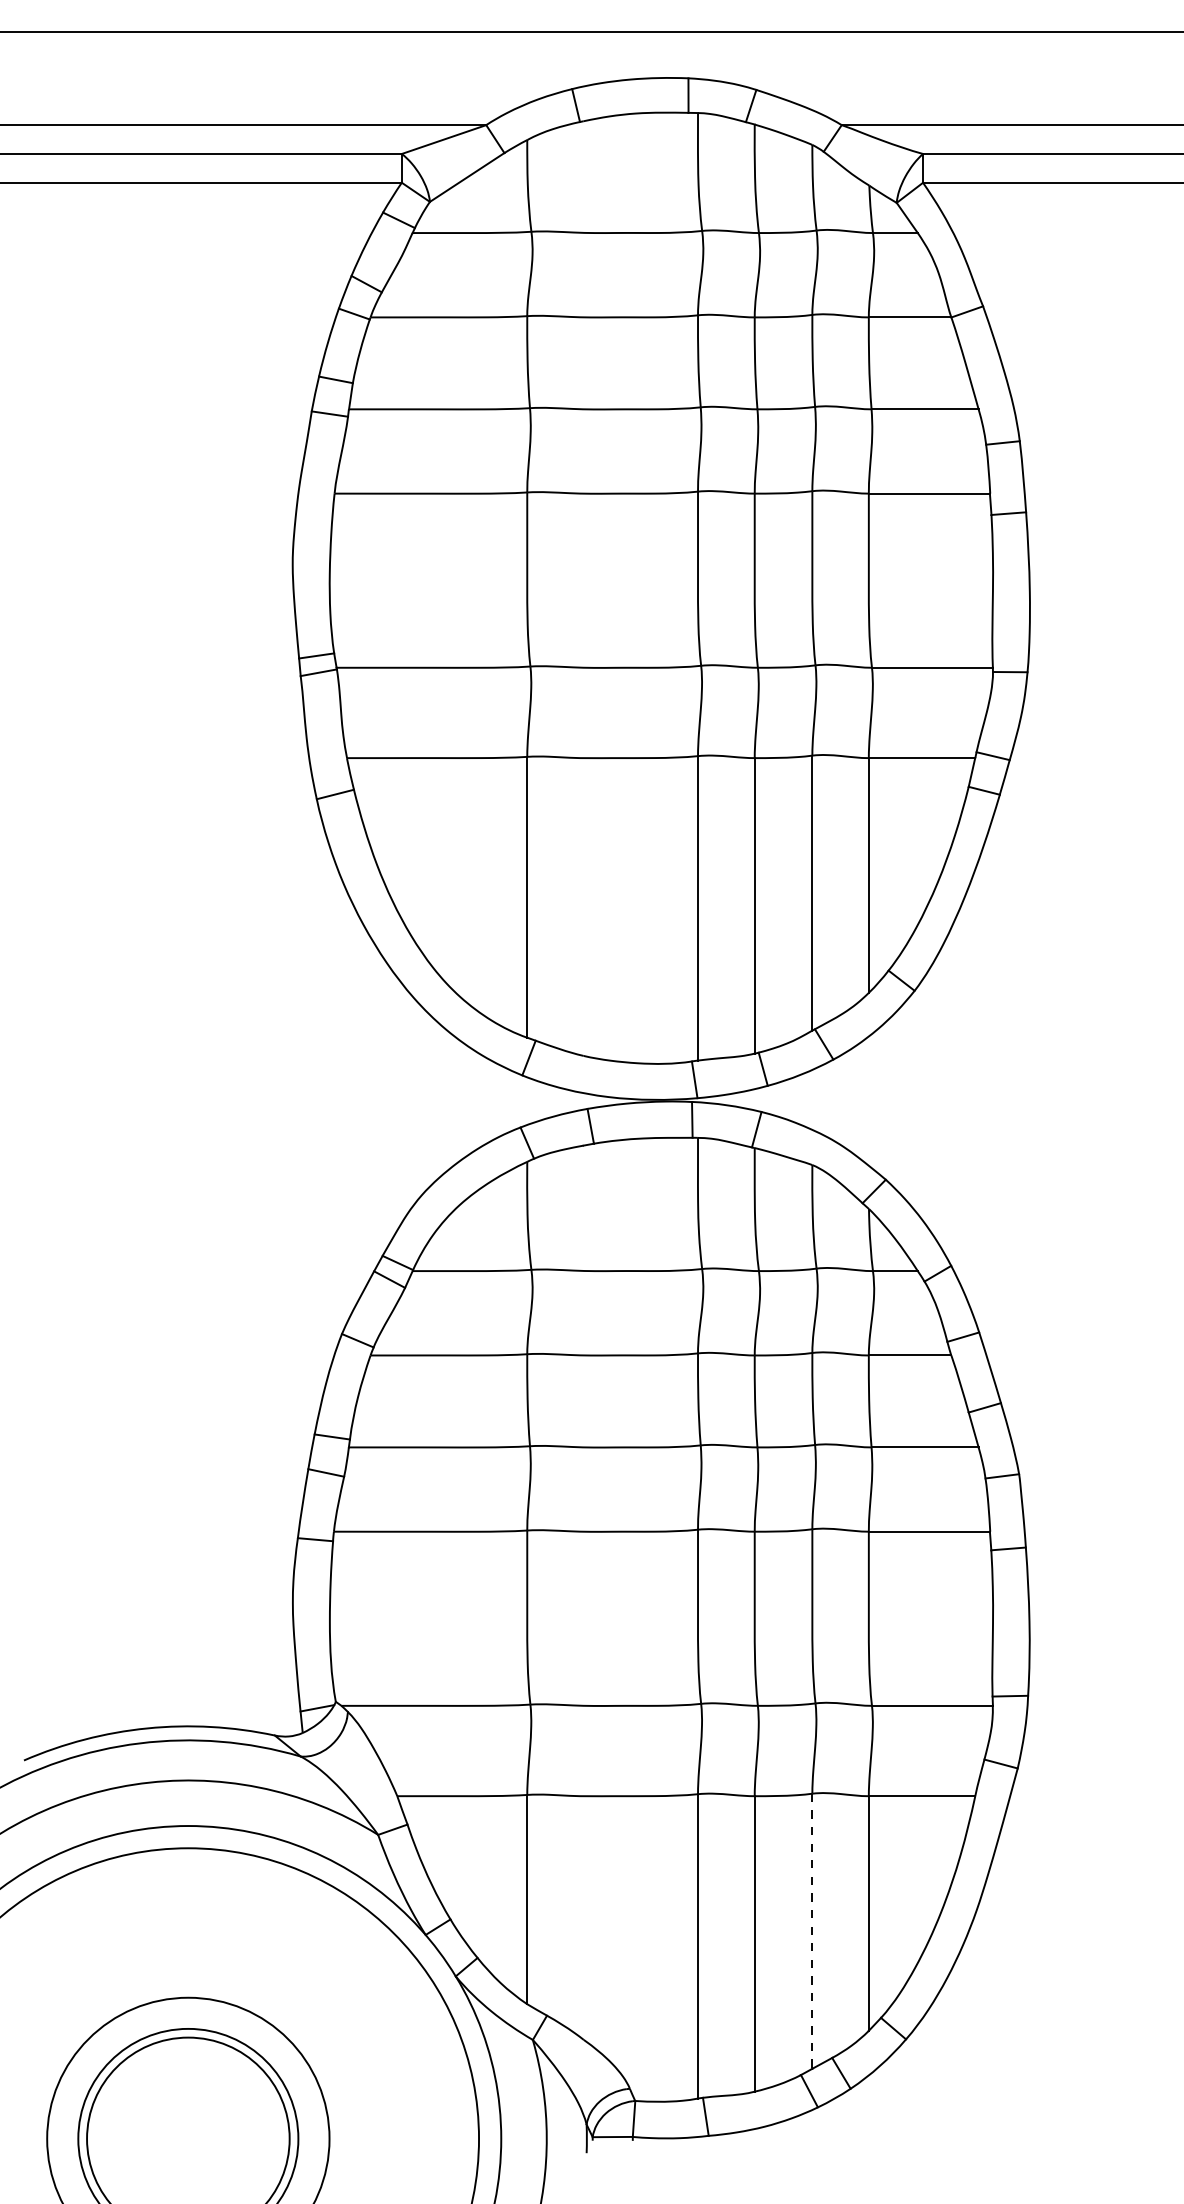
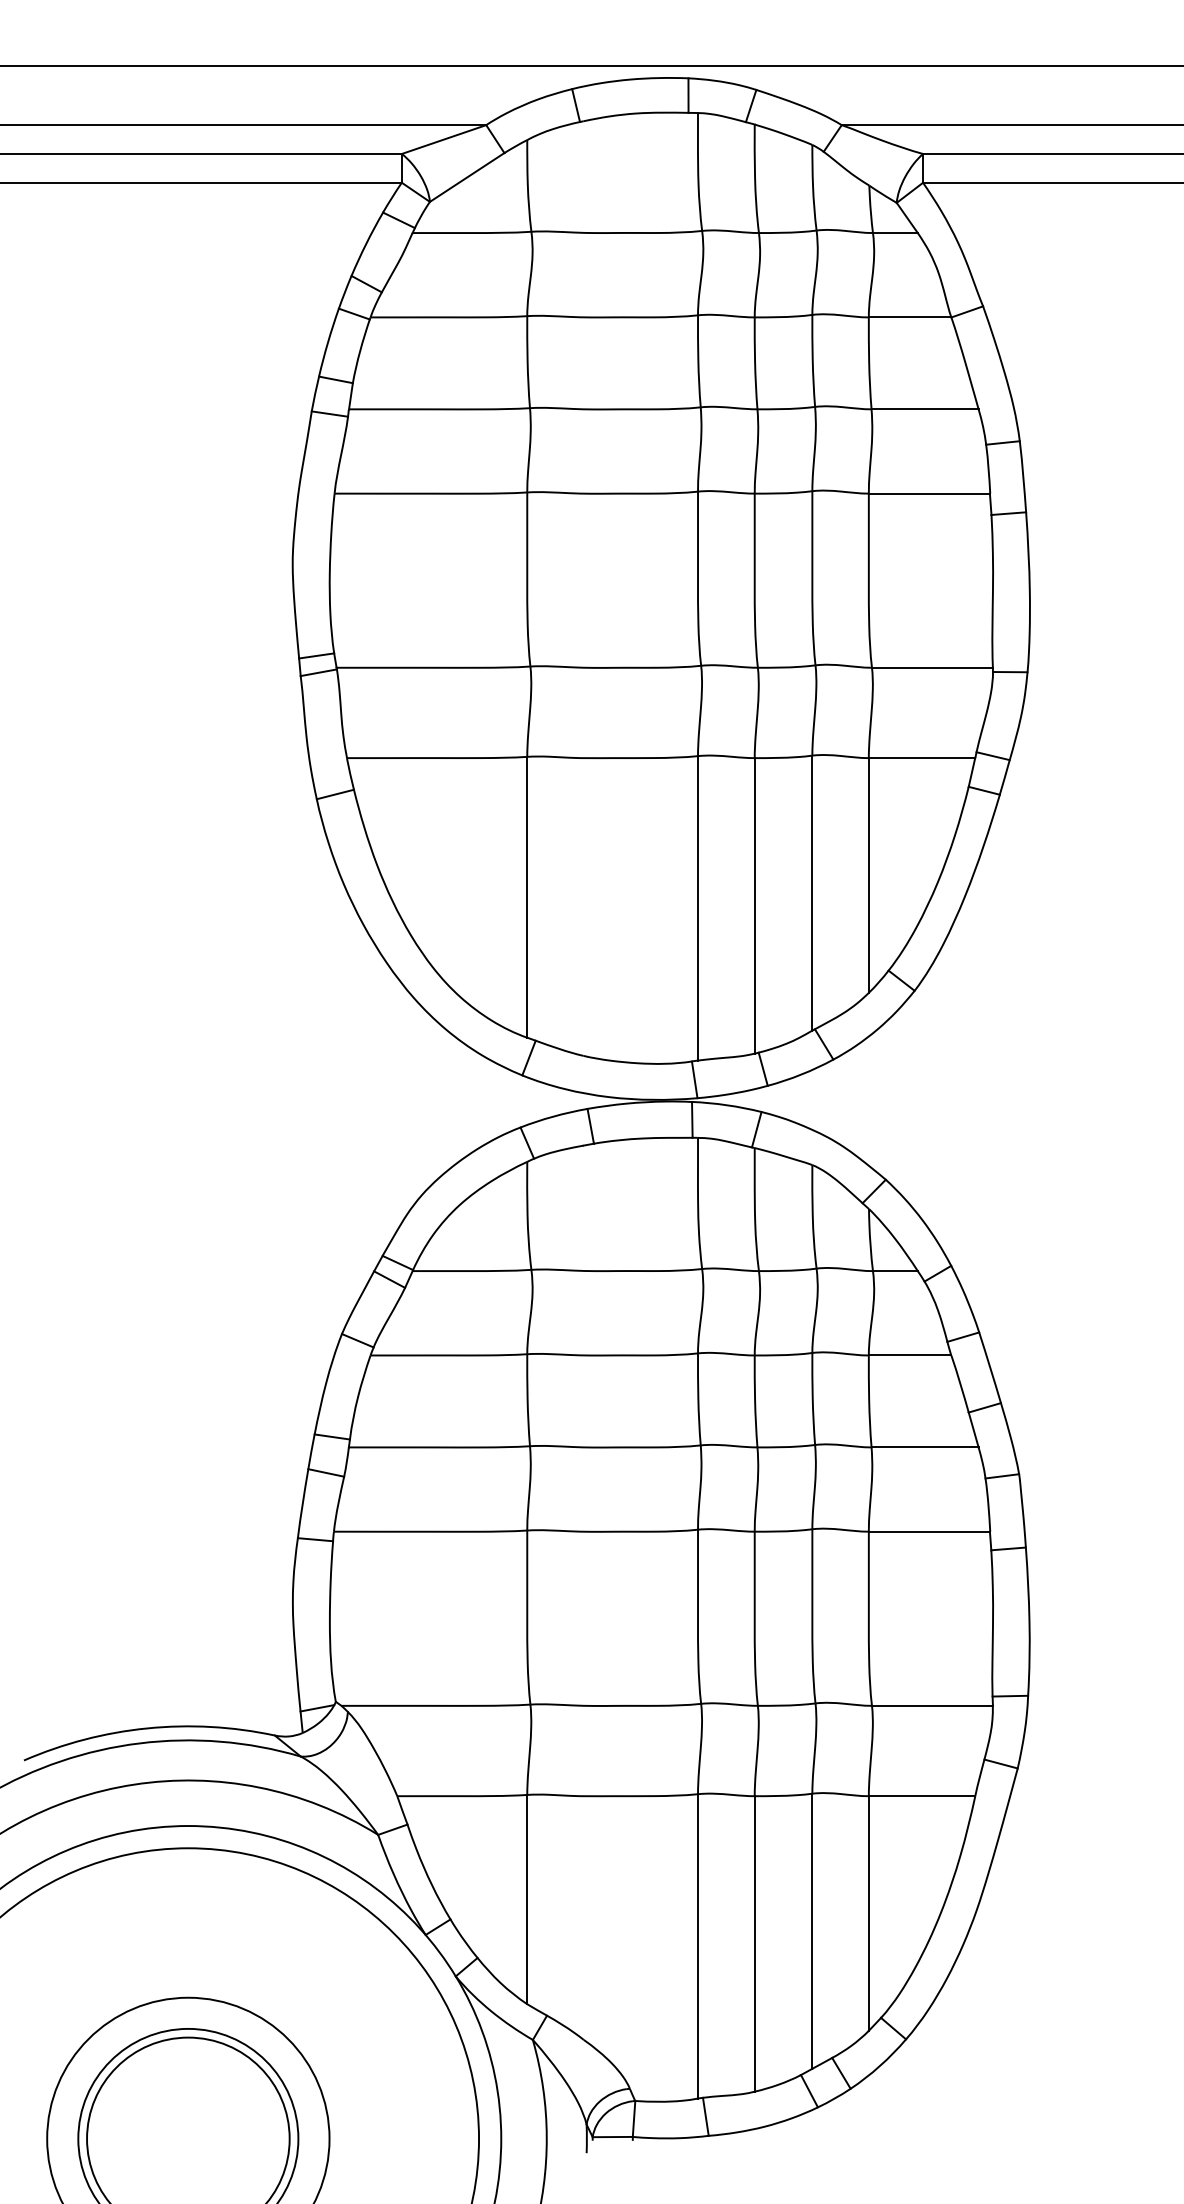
line position: (591, 32) -> (591, 66) (591, 66)
line: dashed -> solid (812, 1931)
